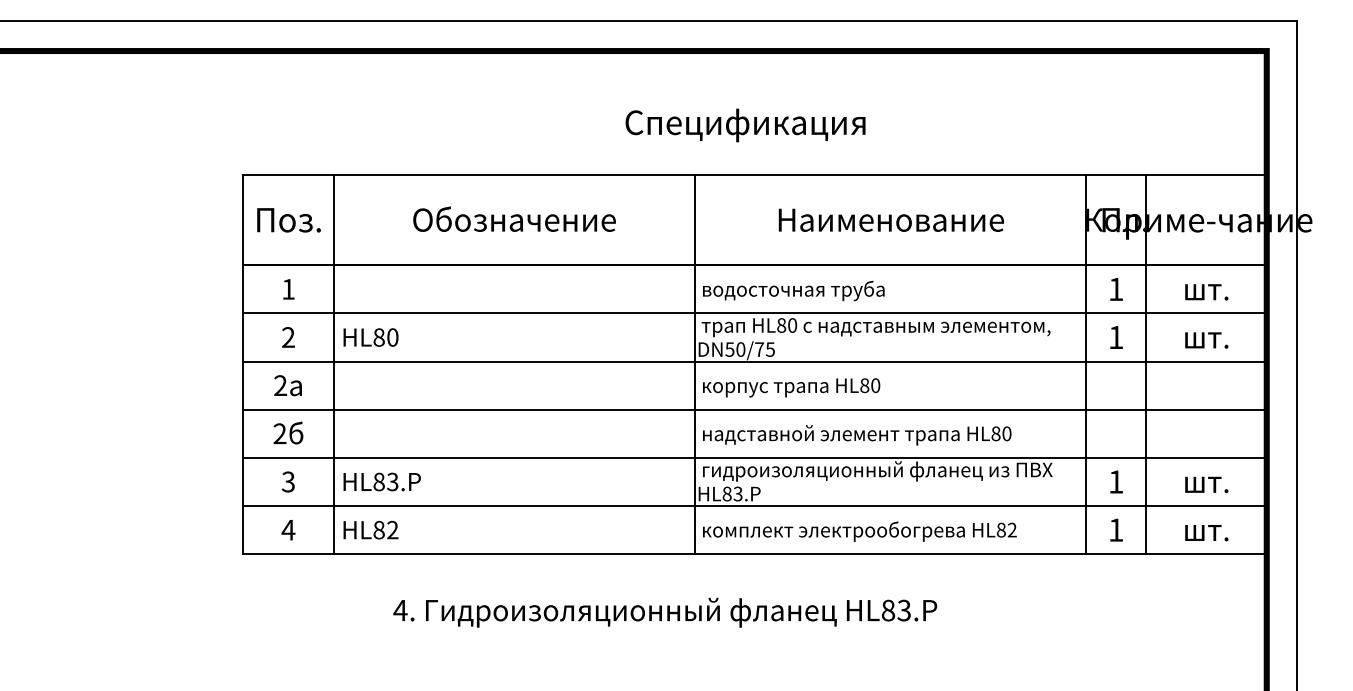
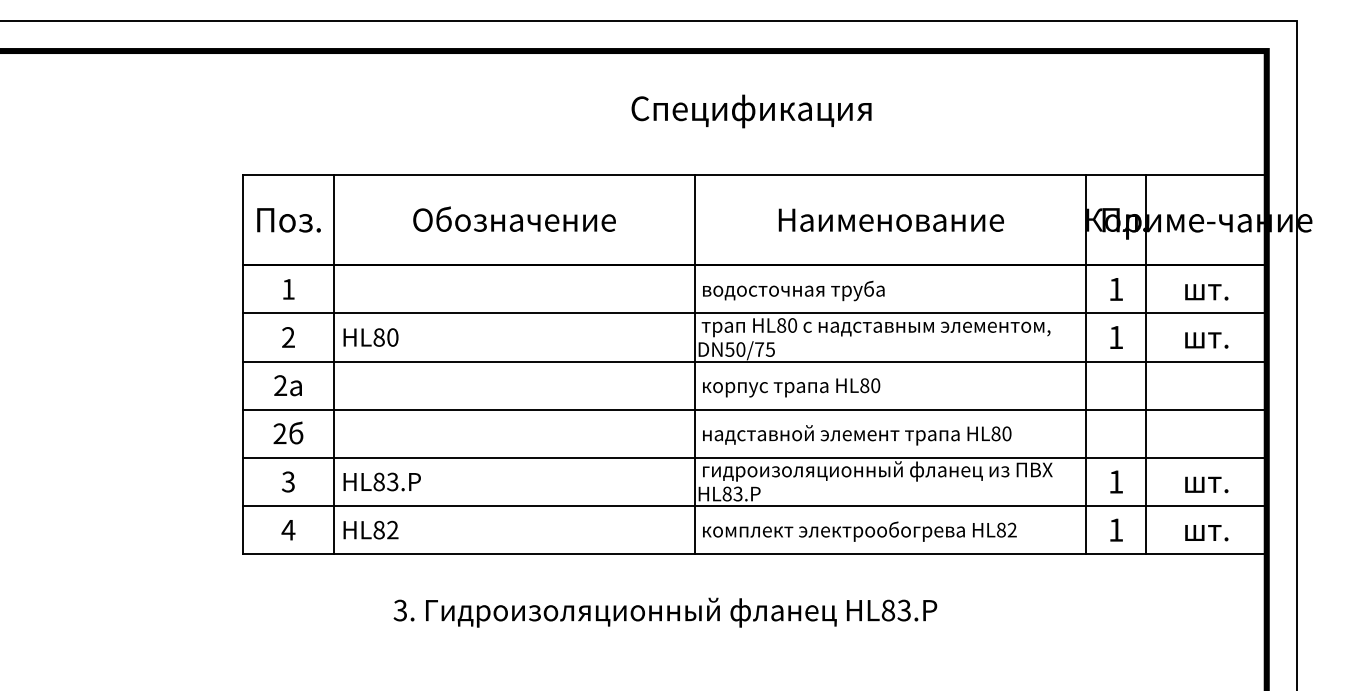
text position: (745, 125) -> (751, 111) (751, 111)
text: 4. -> 3. (400, 610)
